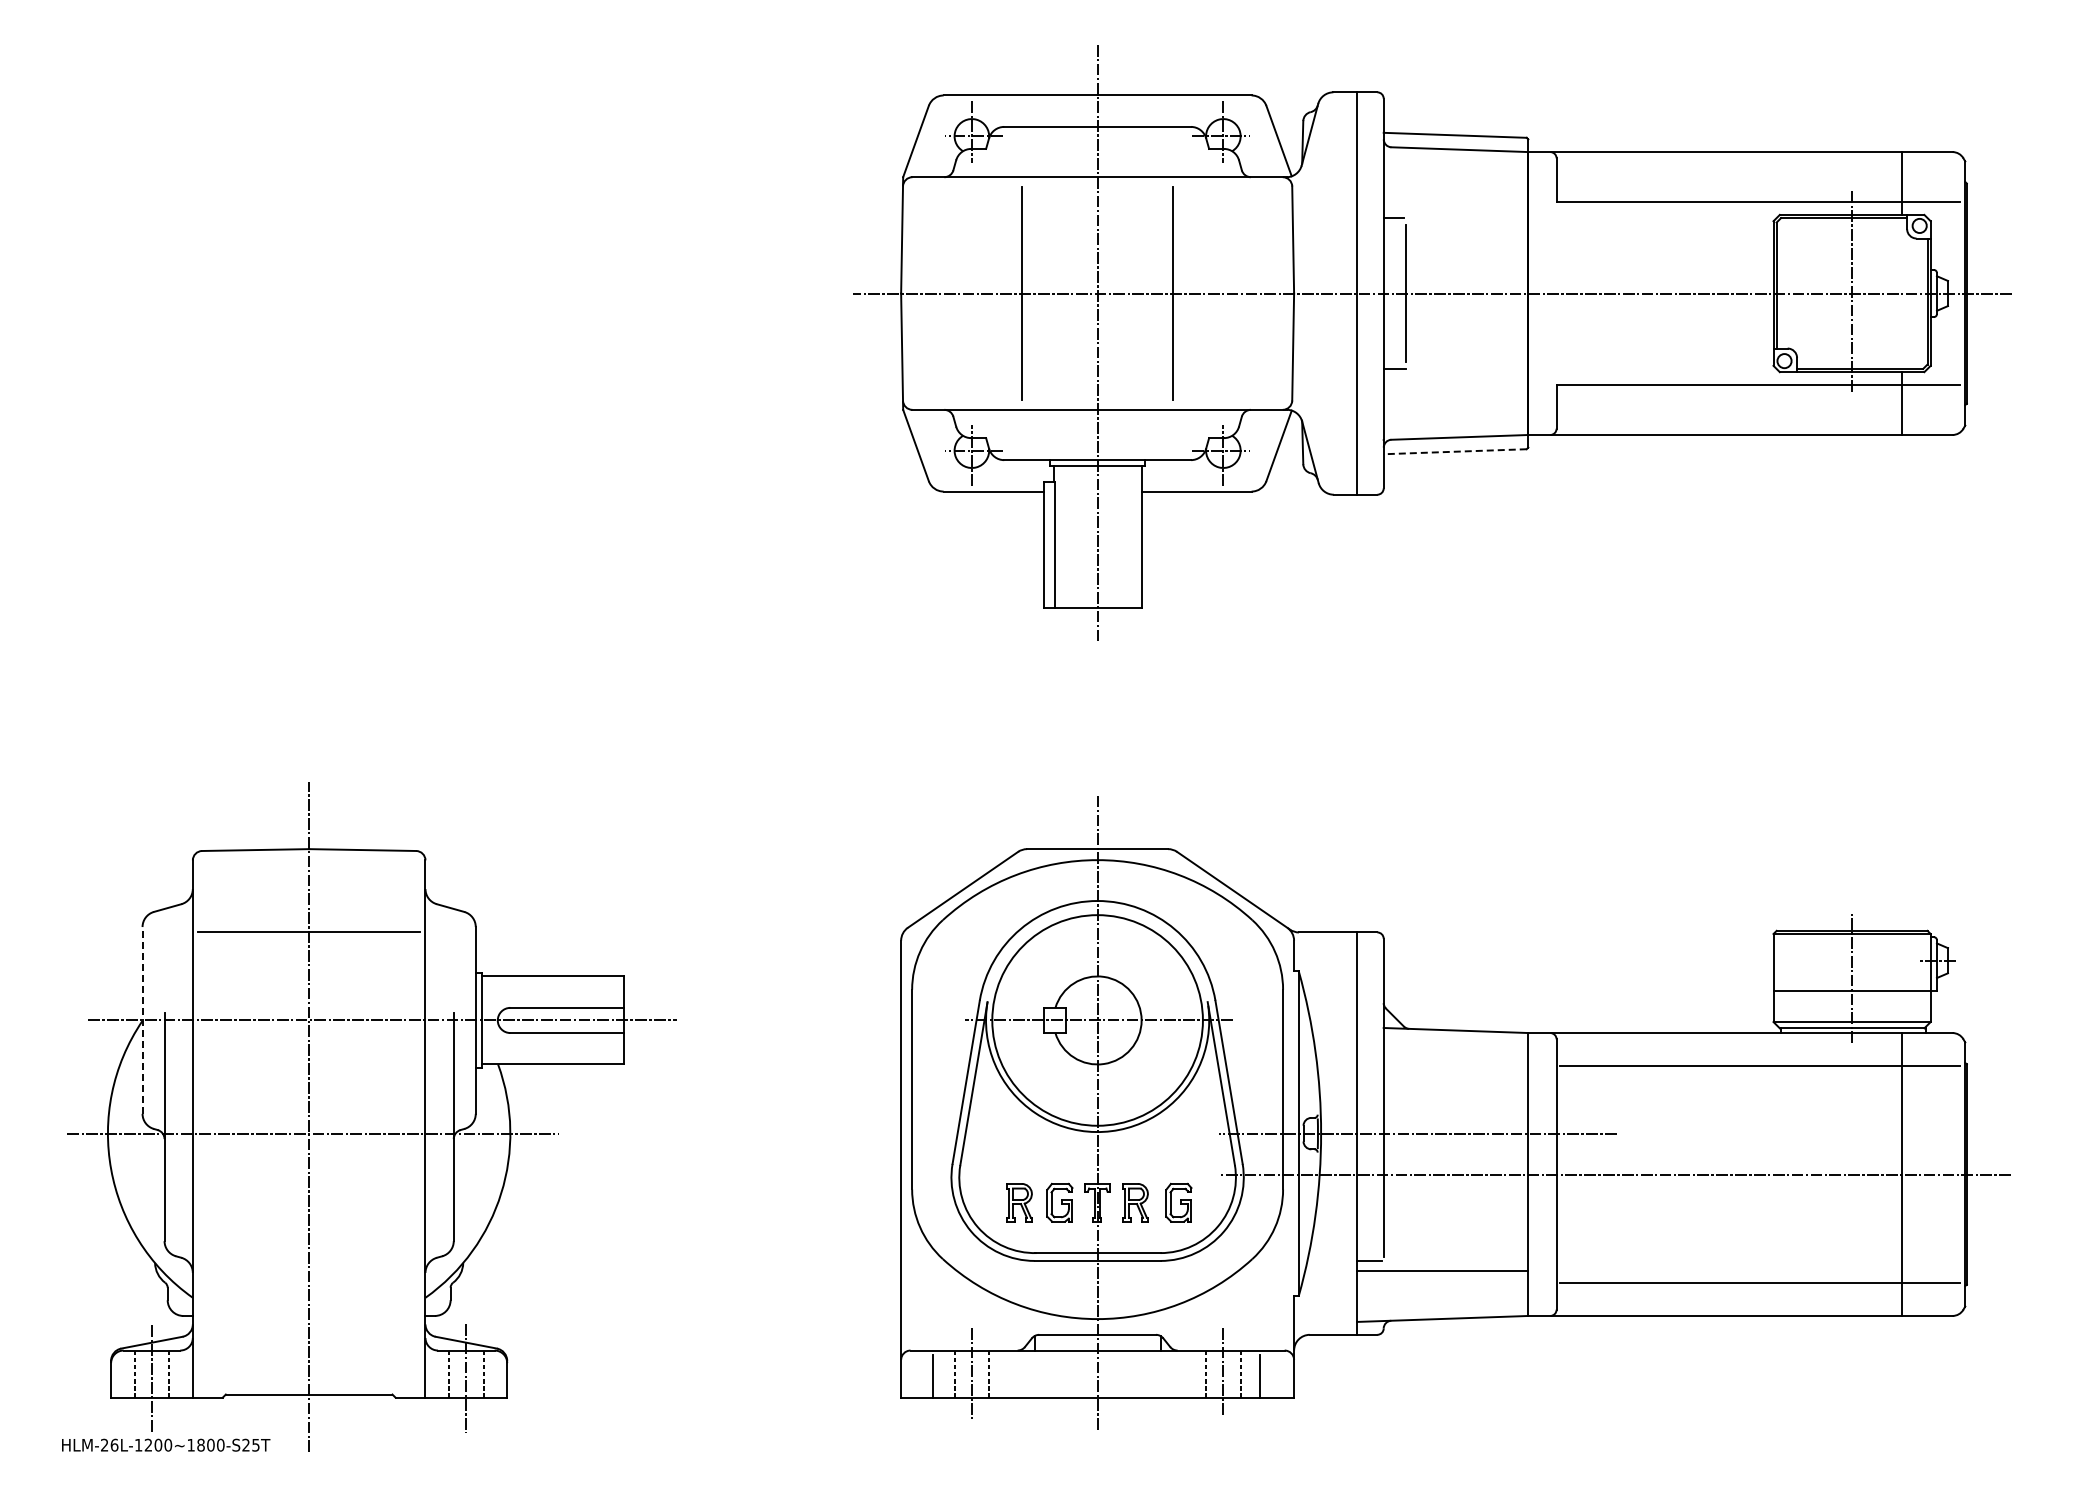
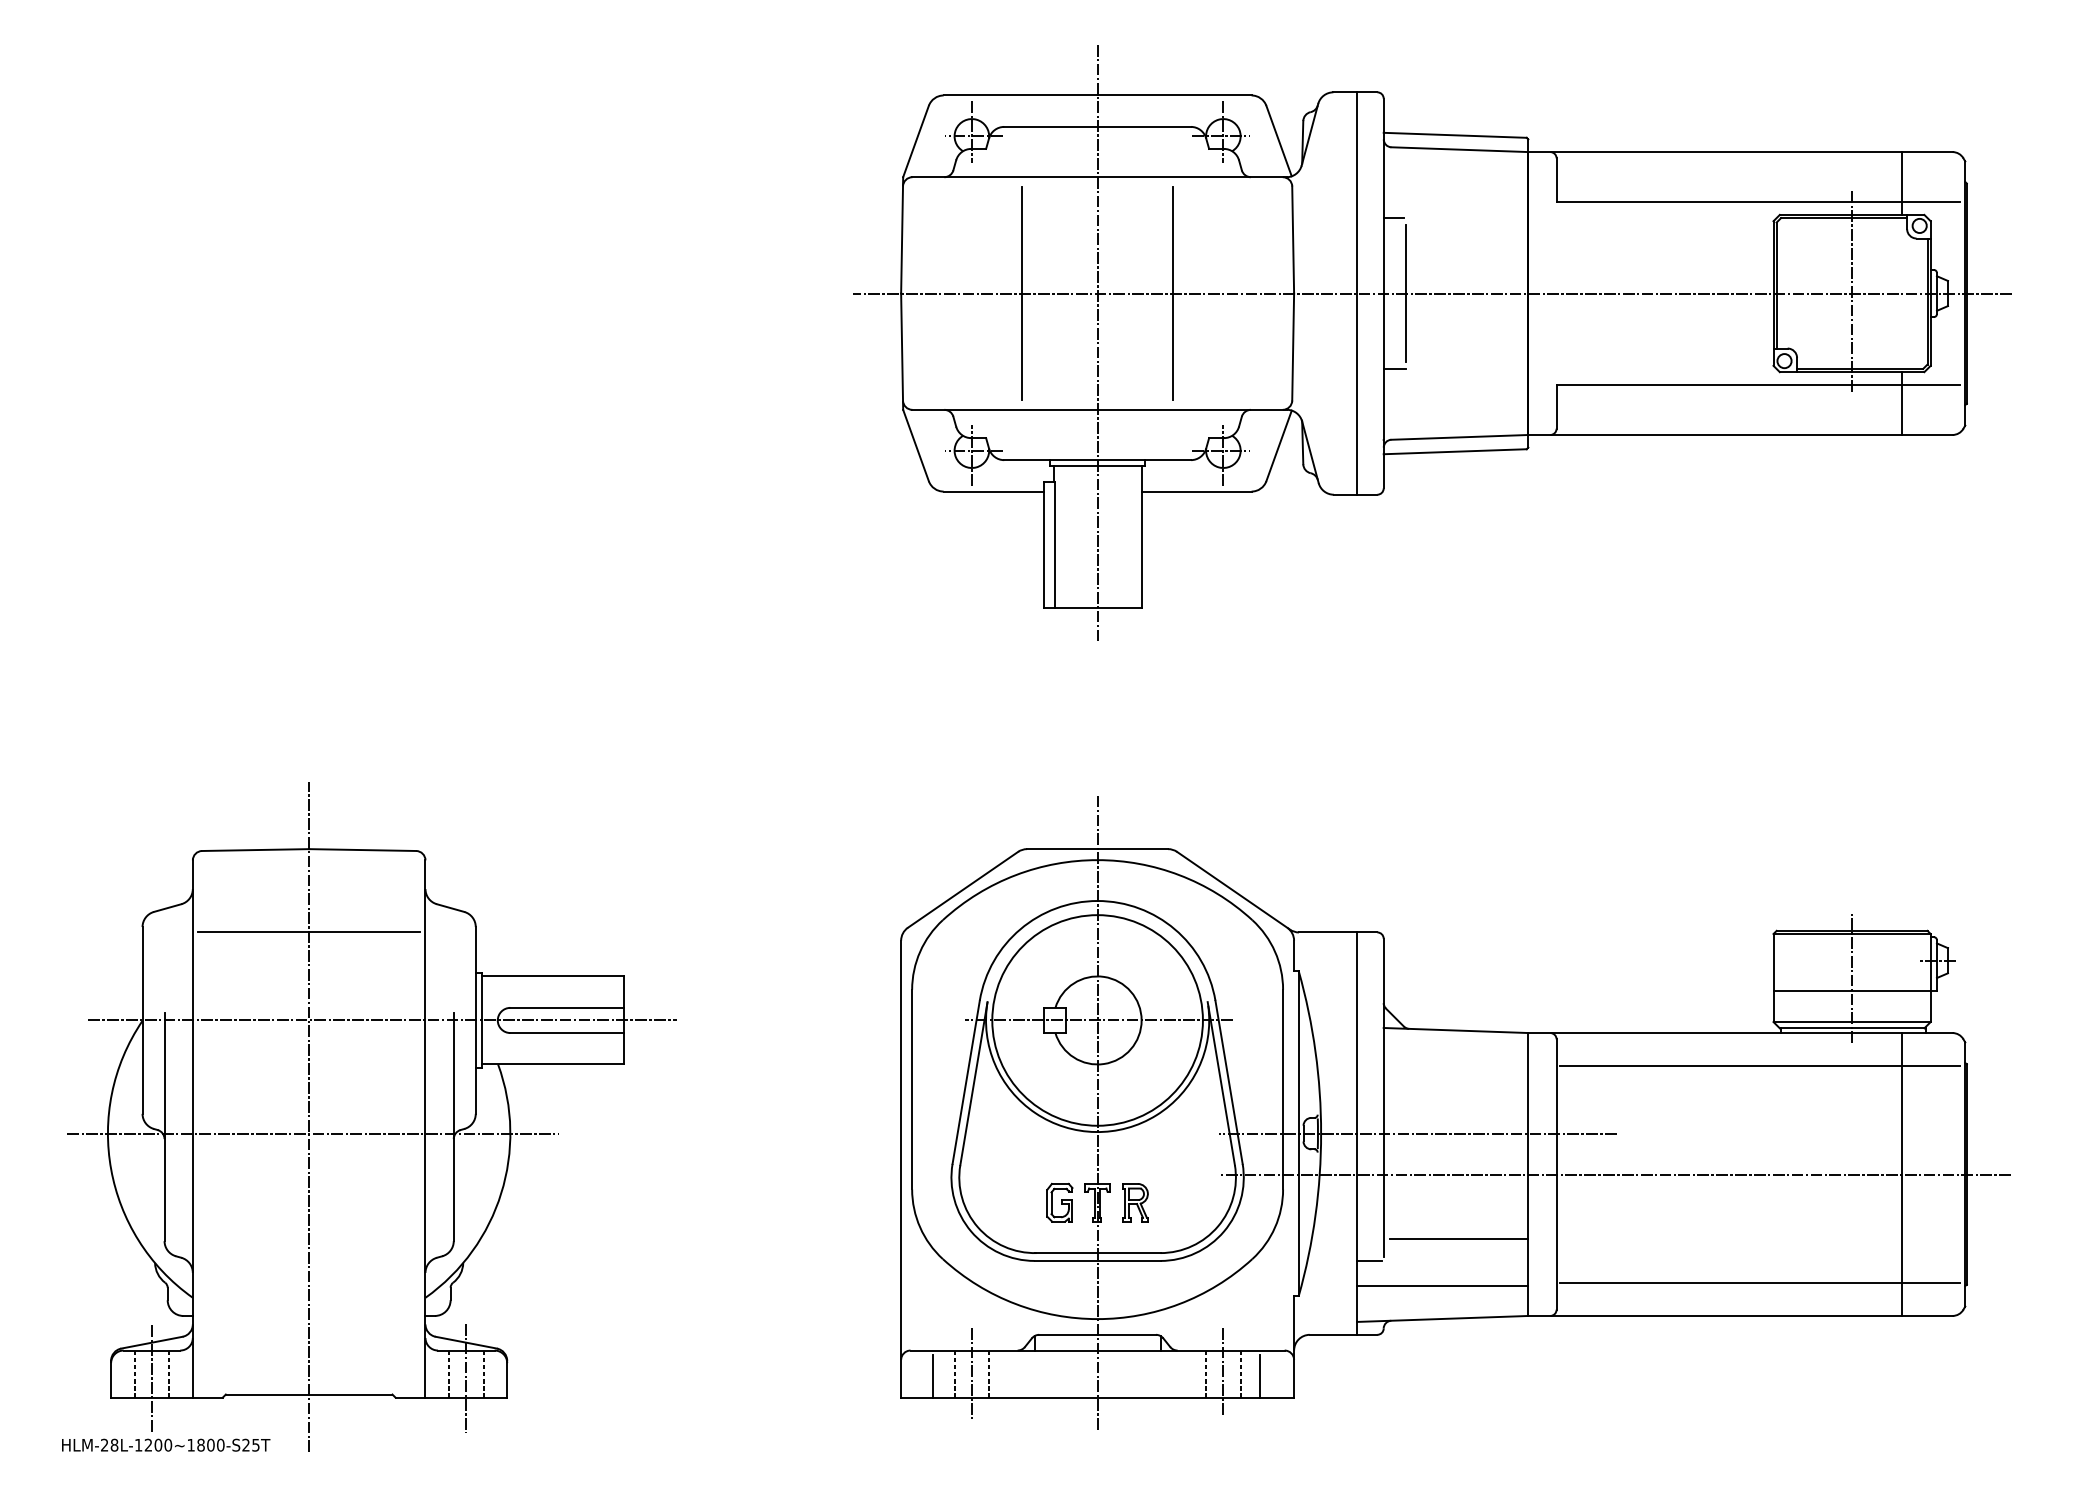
line: dashed -> solid (1455, 451)
line: dashed -> solid (142, 1019)
part: present -> none (1019, 1202)
part: present -> none (1178, 1202)
line: none -> present (1458, 1238)
line position: (1442, 1271) -> (1442, 1286) (1442, 1286)
text: HLM-26L-1200~1800-S25T -> HLM-28L-1200~1800-S25T (114, 1444)
